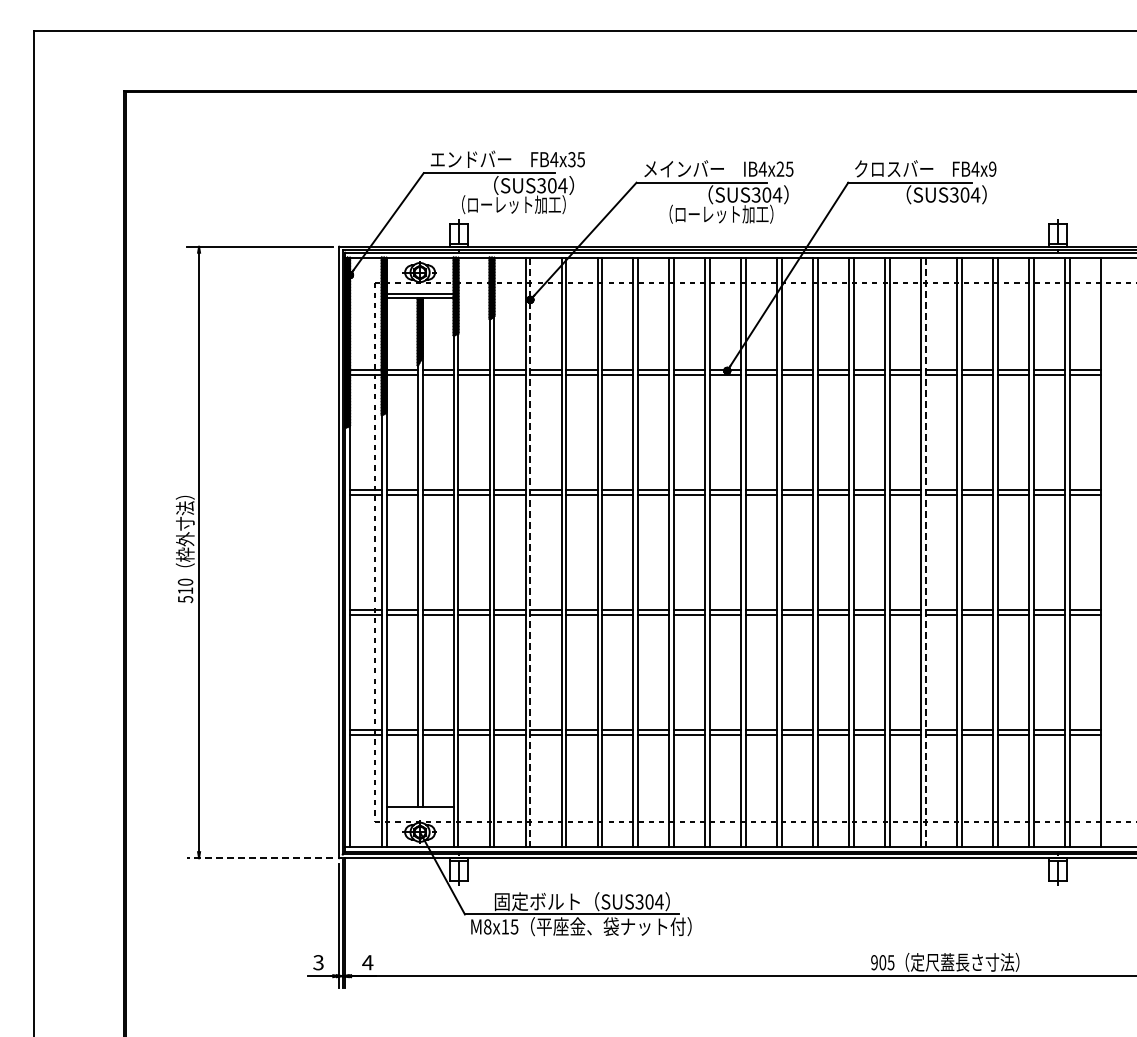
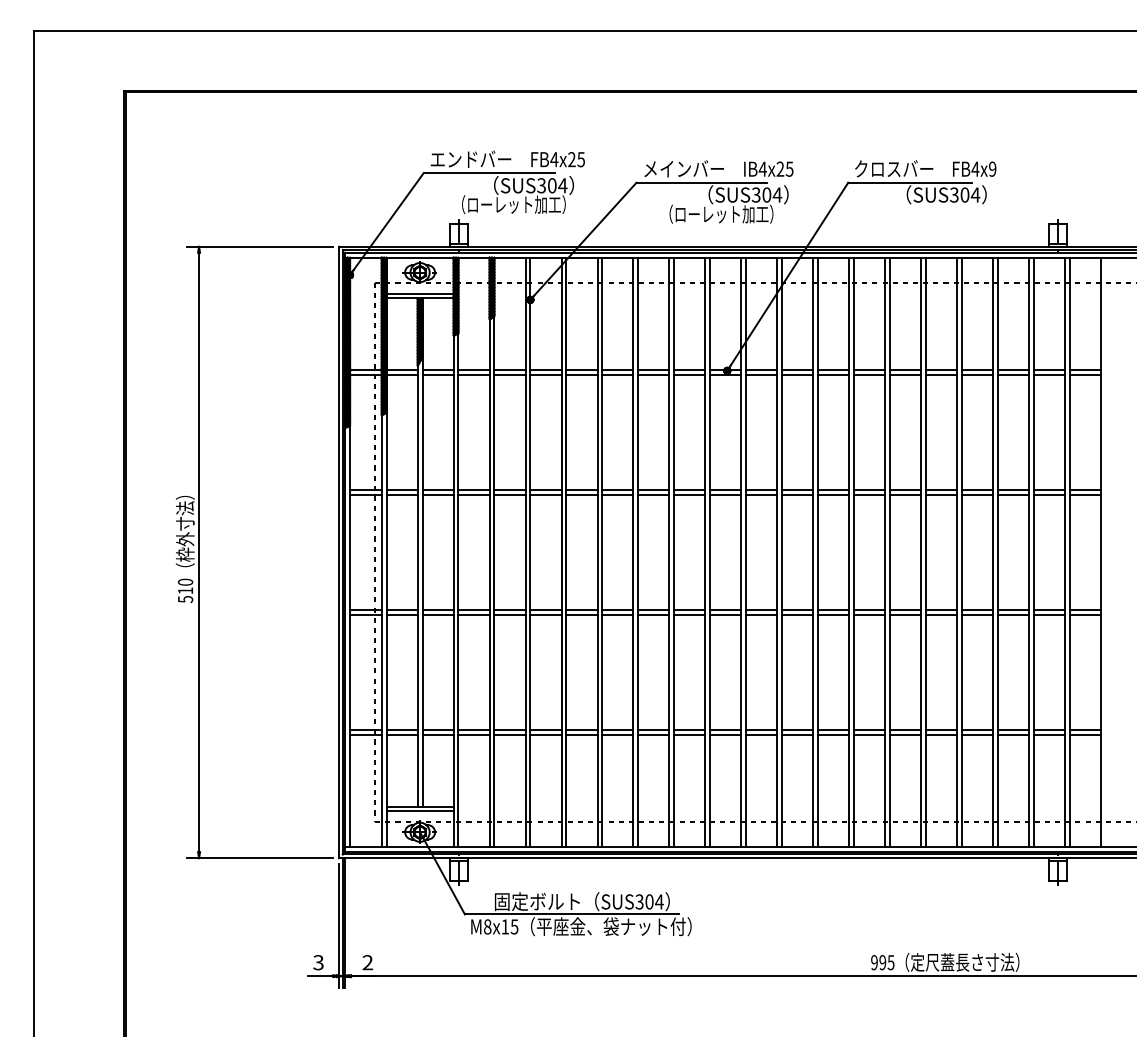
text: FB4x35 -> FB4x25 (571, 159)
line: dashed -> solid (530, 552)
line: dashed -> solid (925, 552)
line: none -> present (419, 811)
line: dashed -> solid (259, 858)
text: 4 -> 2 (367, 962)
text: 905 -> 995 (882, 962)
